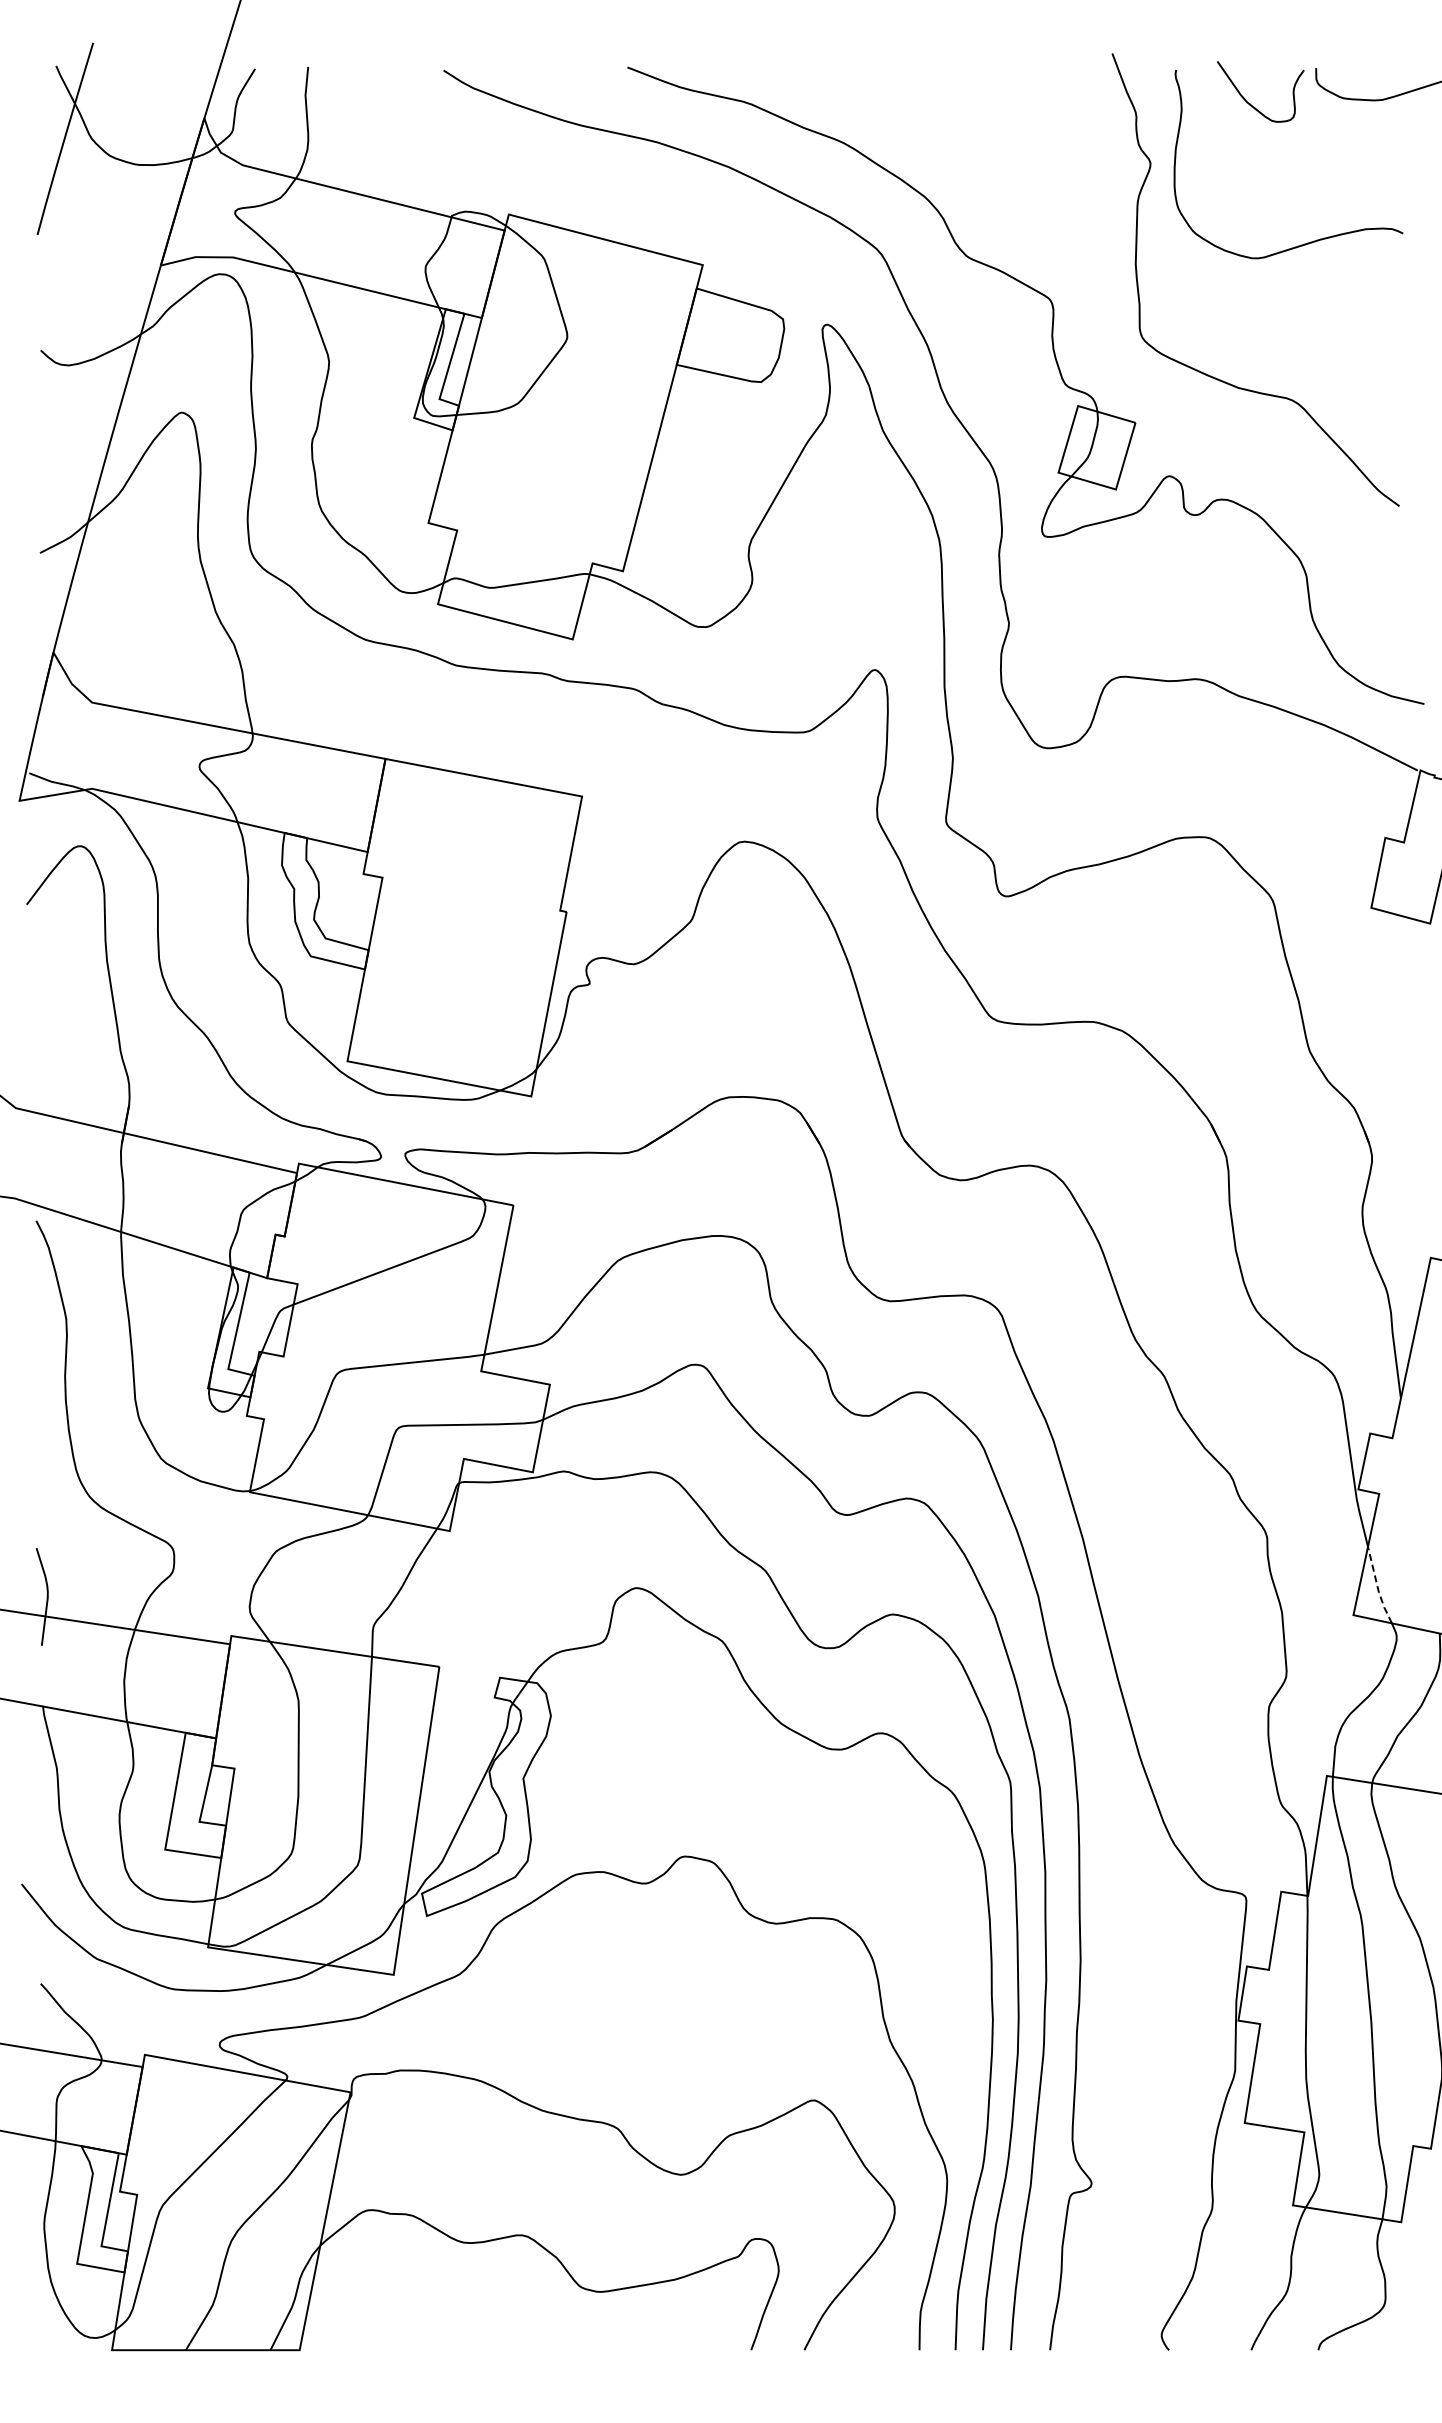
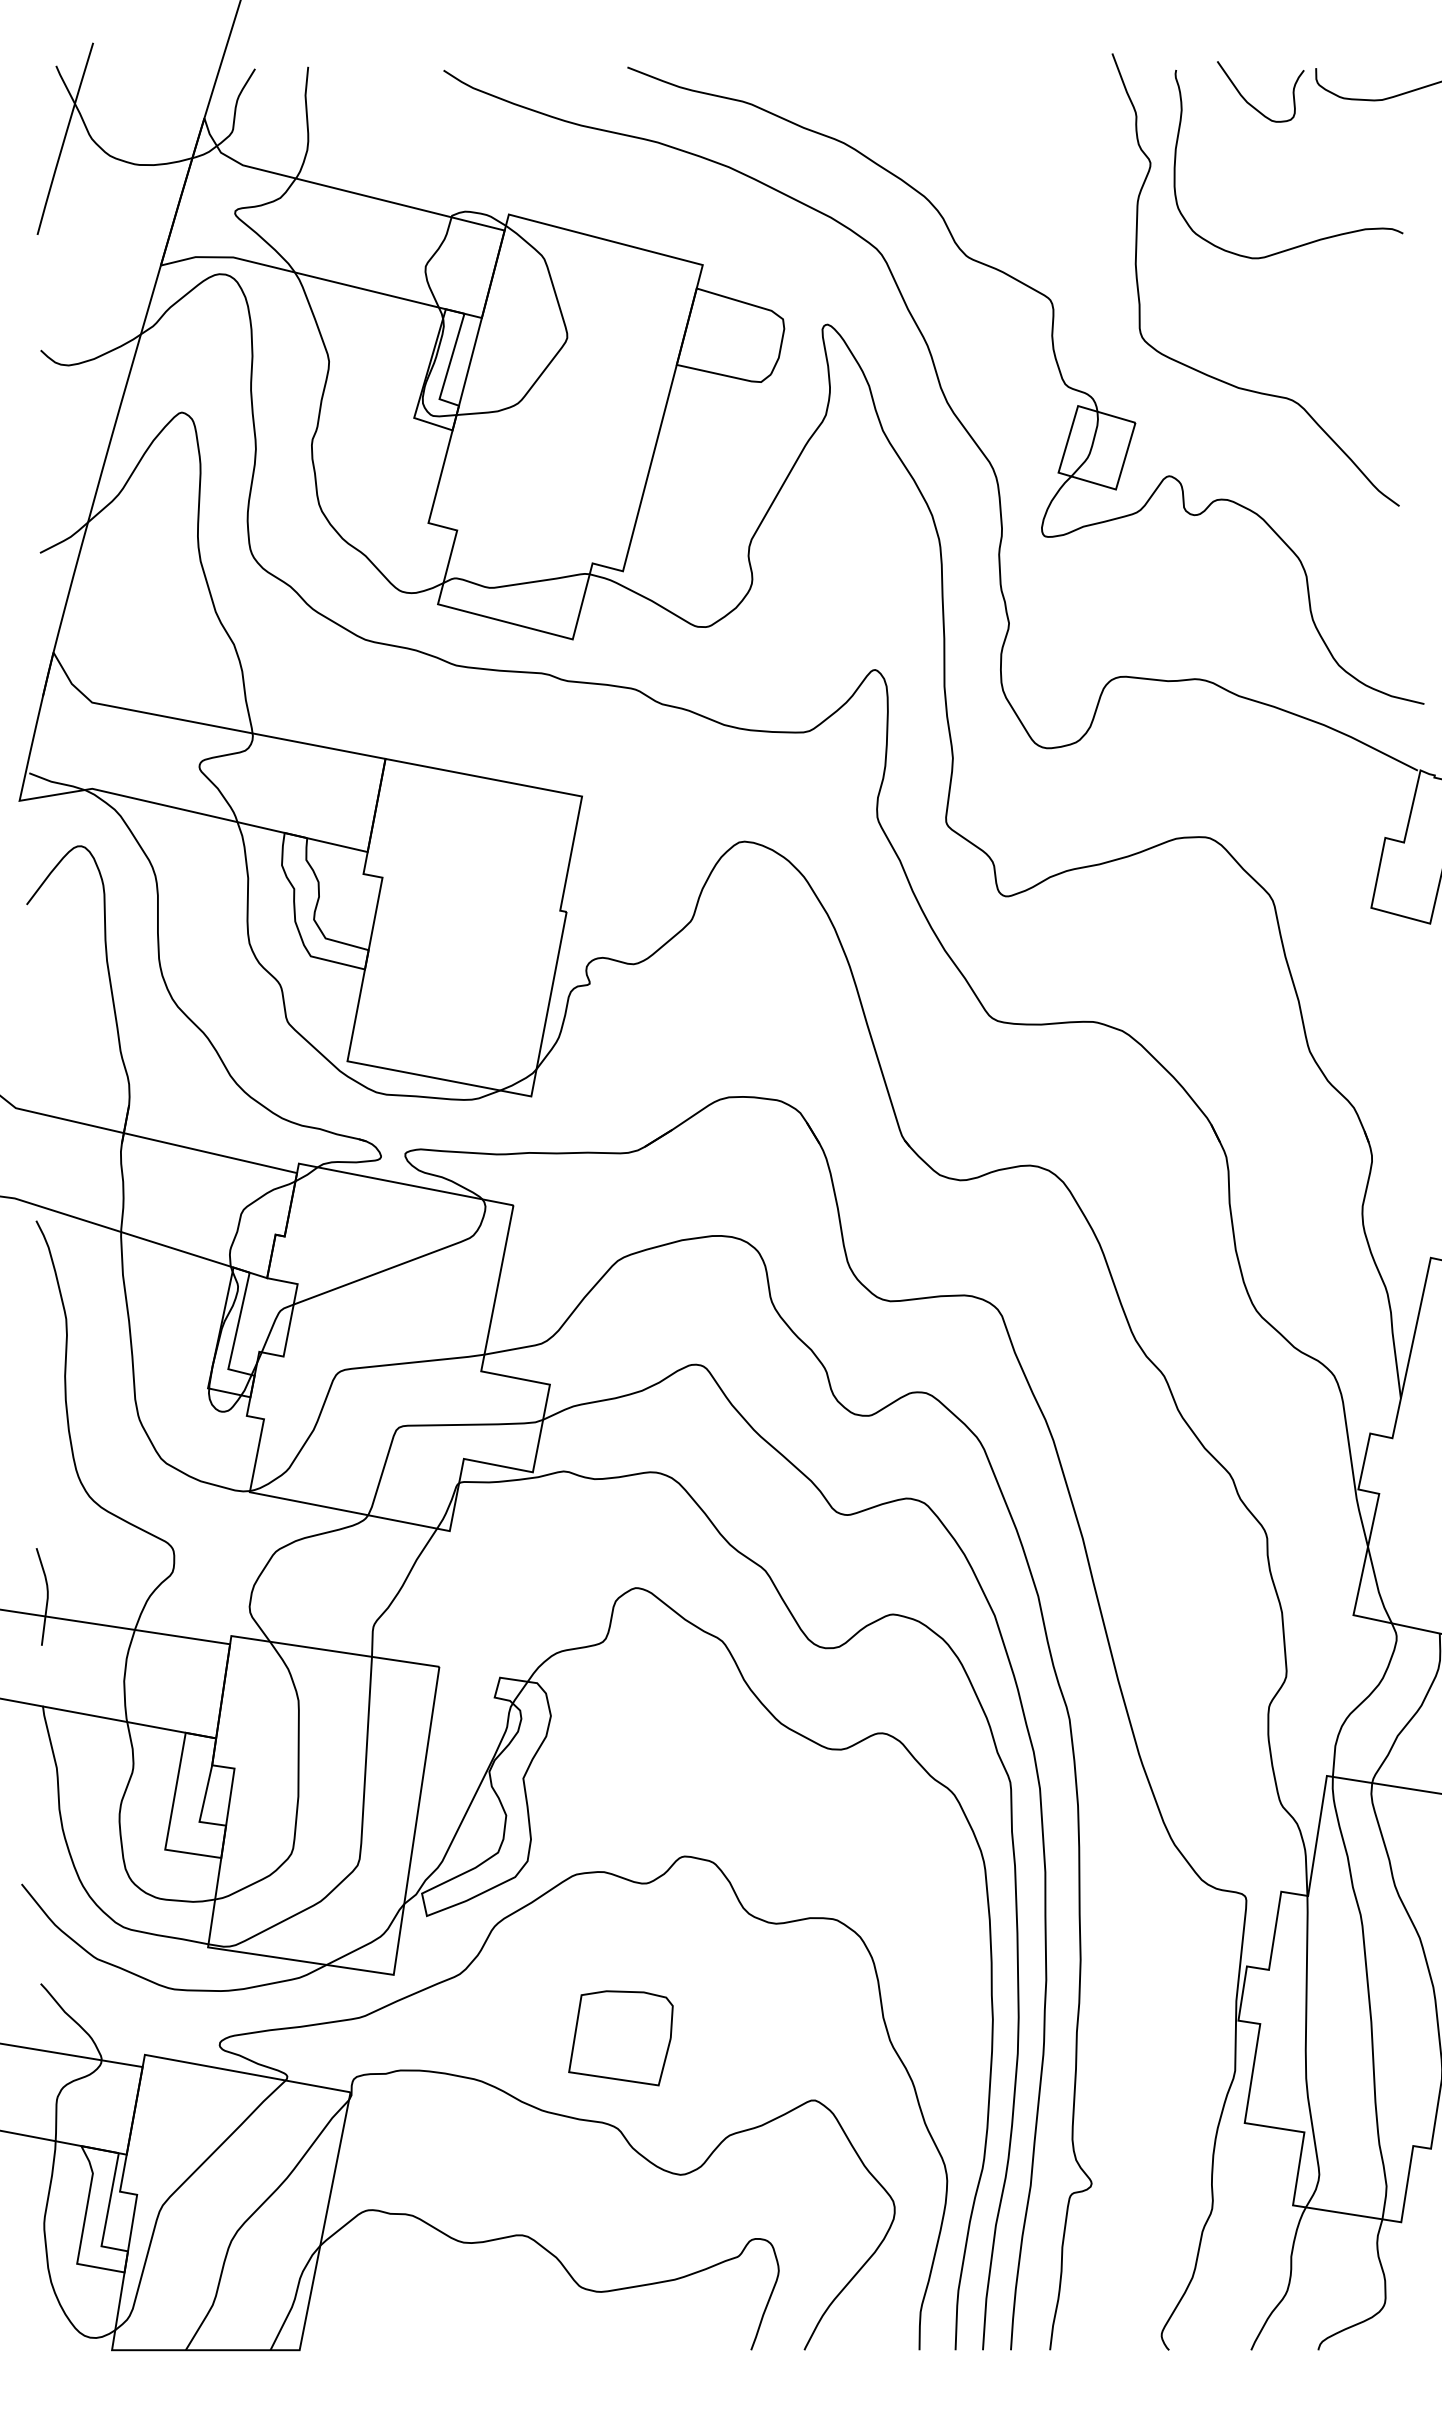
line: dashed -> solid (1377, 1587)
part: none -> present (620, 2038)
